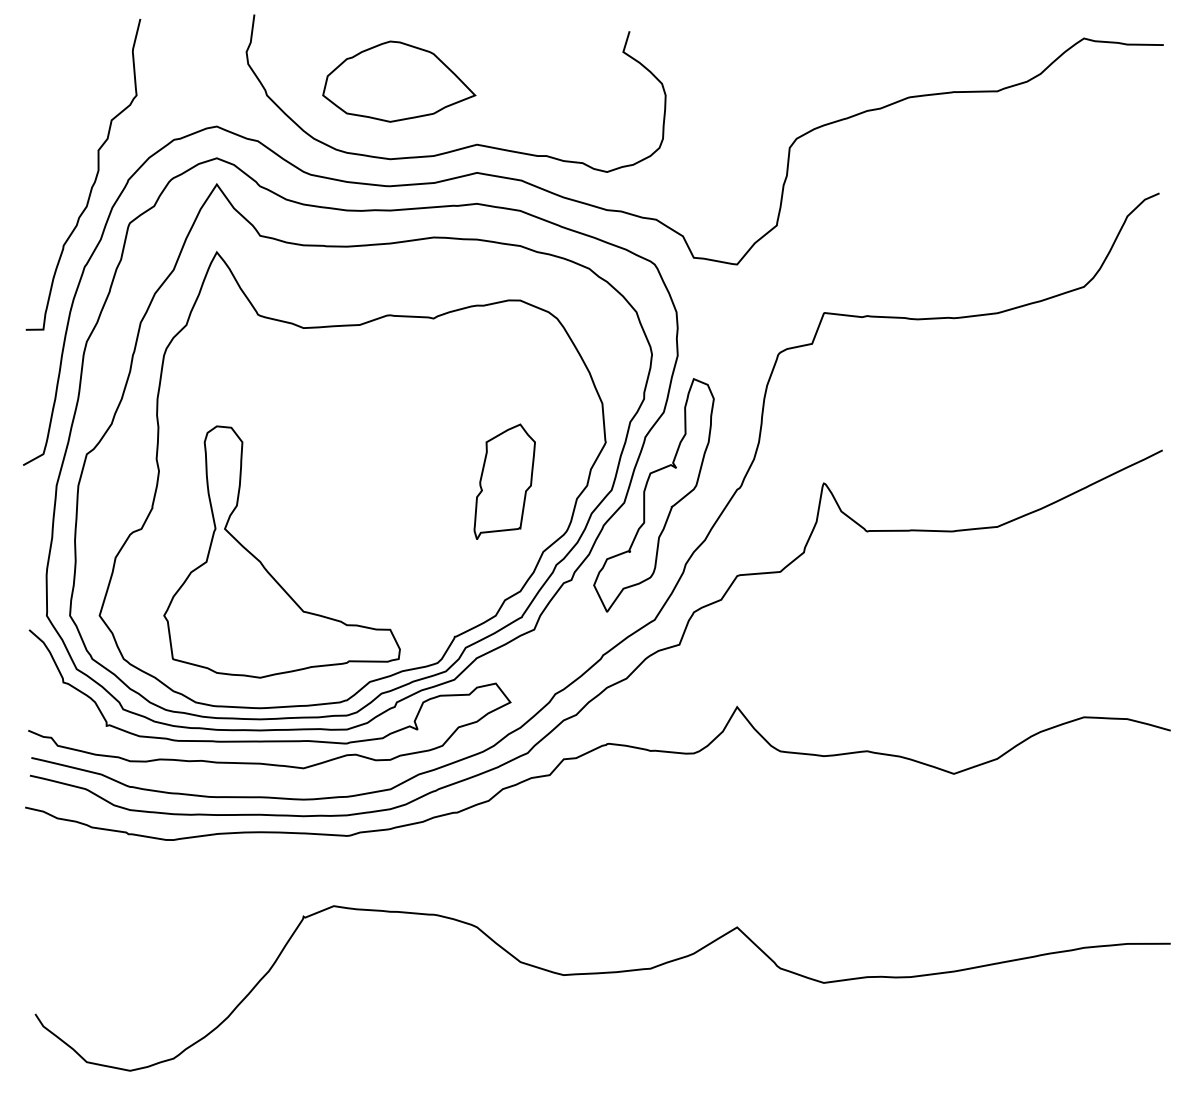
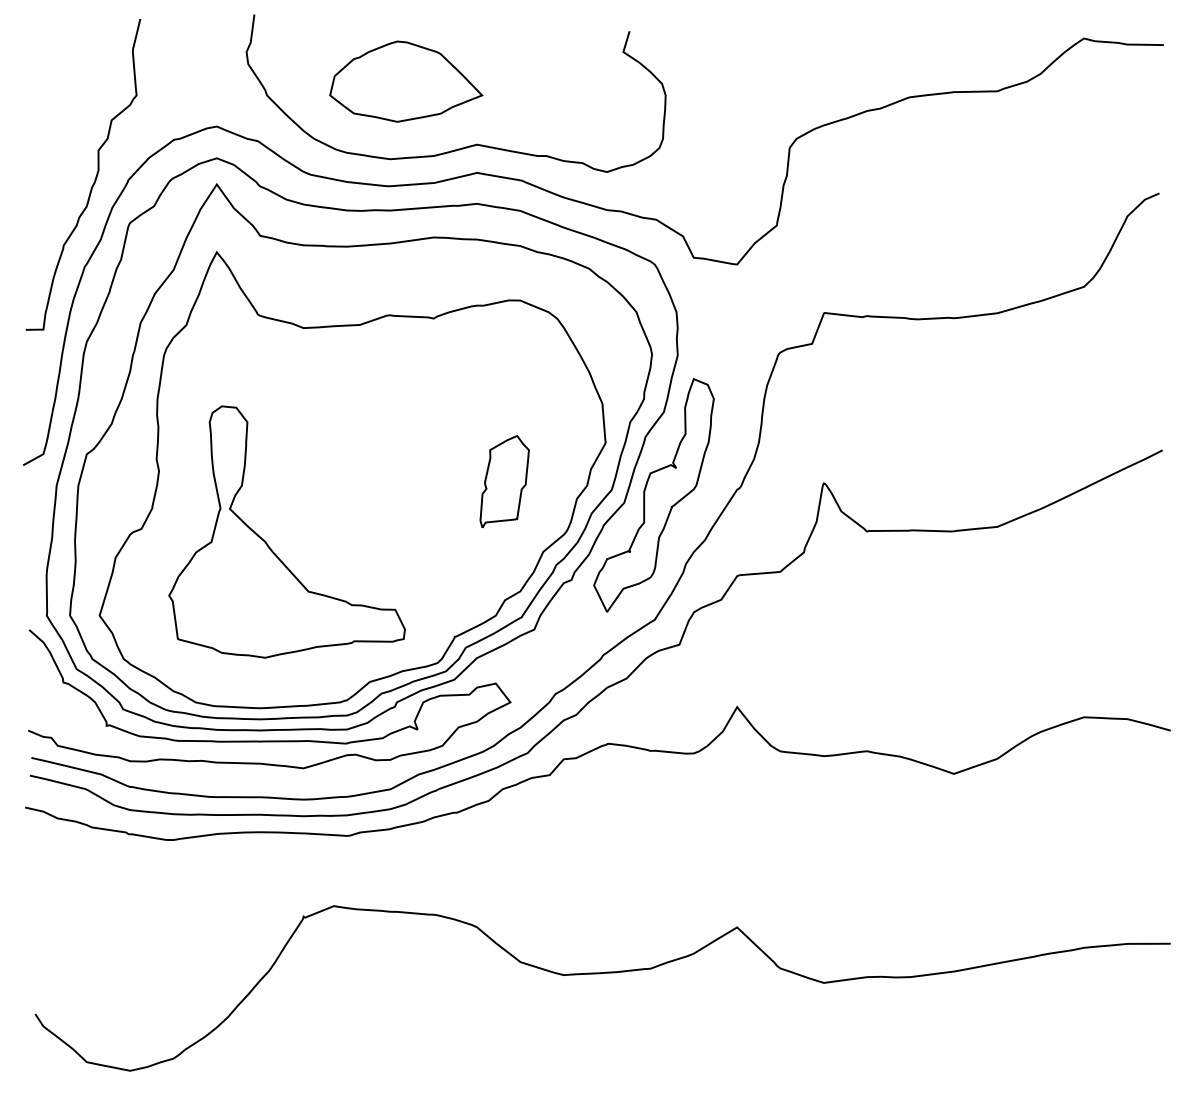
part position: (399, 81) -> (406, 81) (406, 81)
part size: 63x117 px -> 51x94 px (504, 481)
part position: (263, 564) -> (268, 544) (268, 544)
